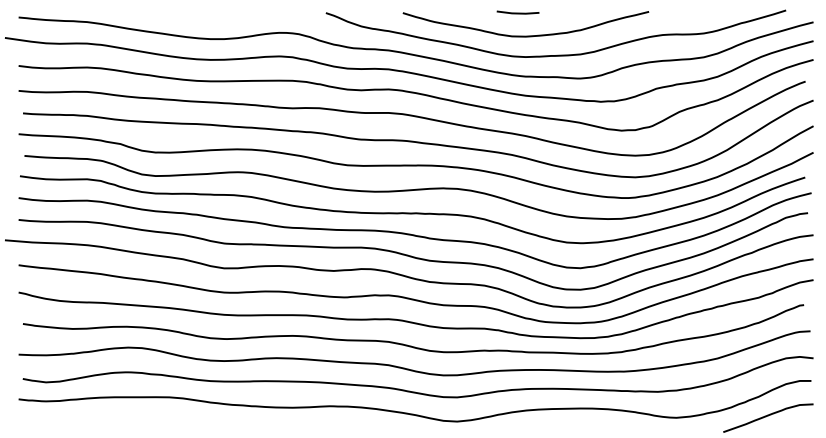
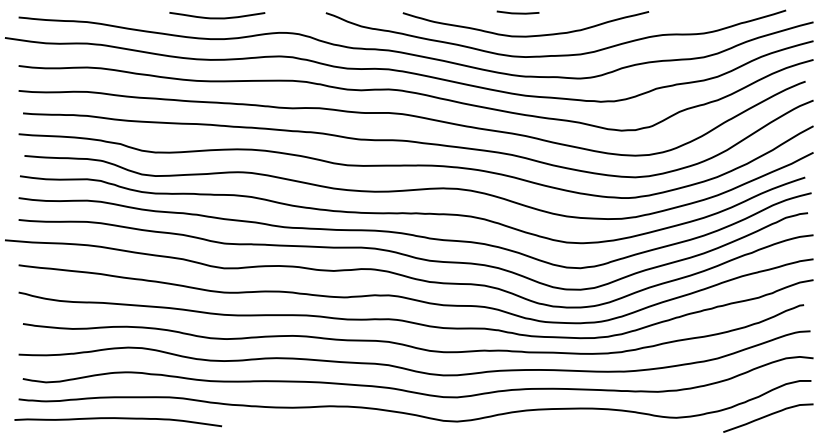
curve: none -> present (217, 17)
curve: none -> present (118, 419)
